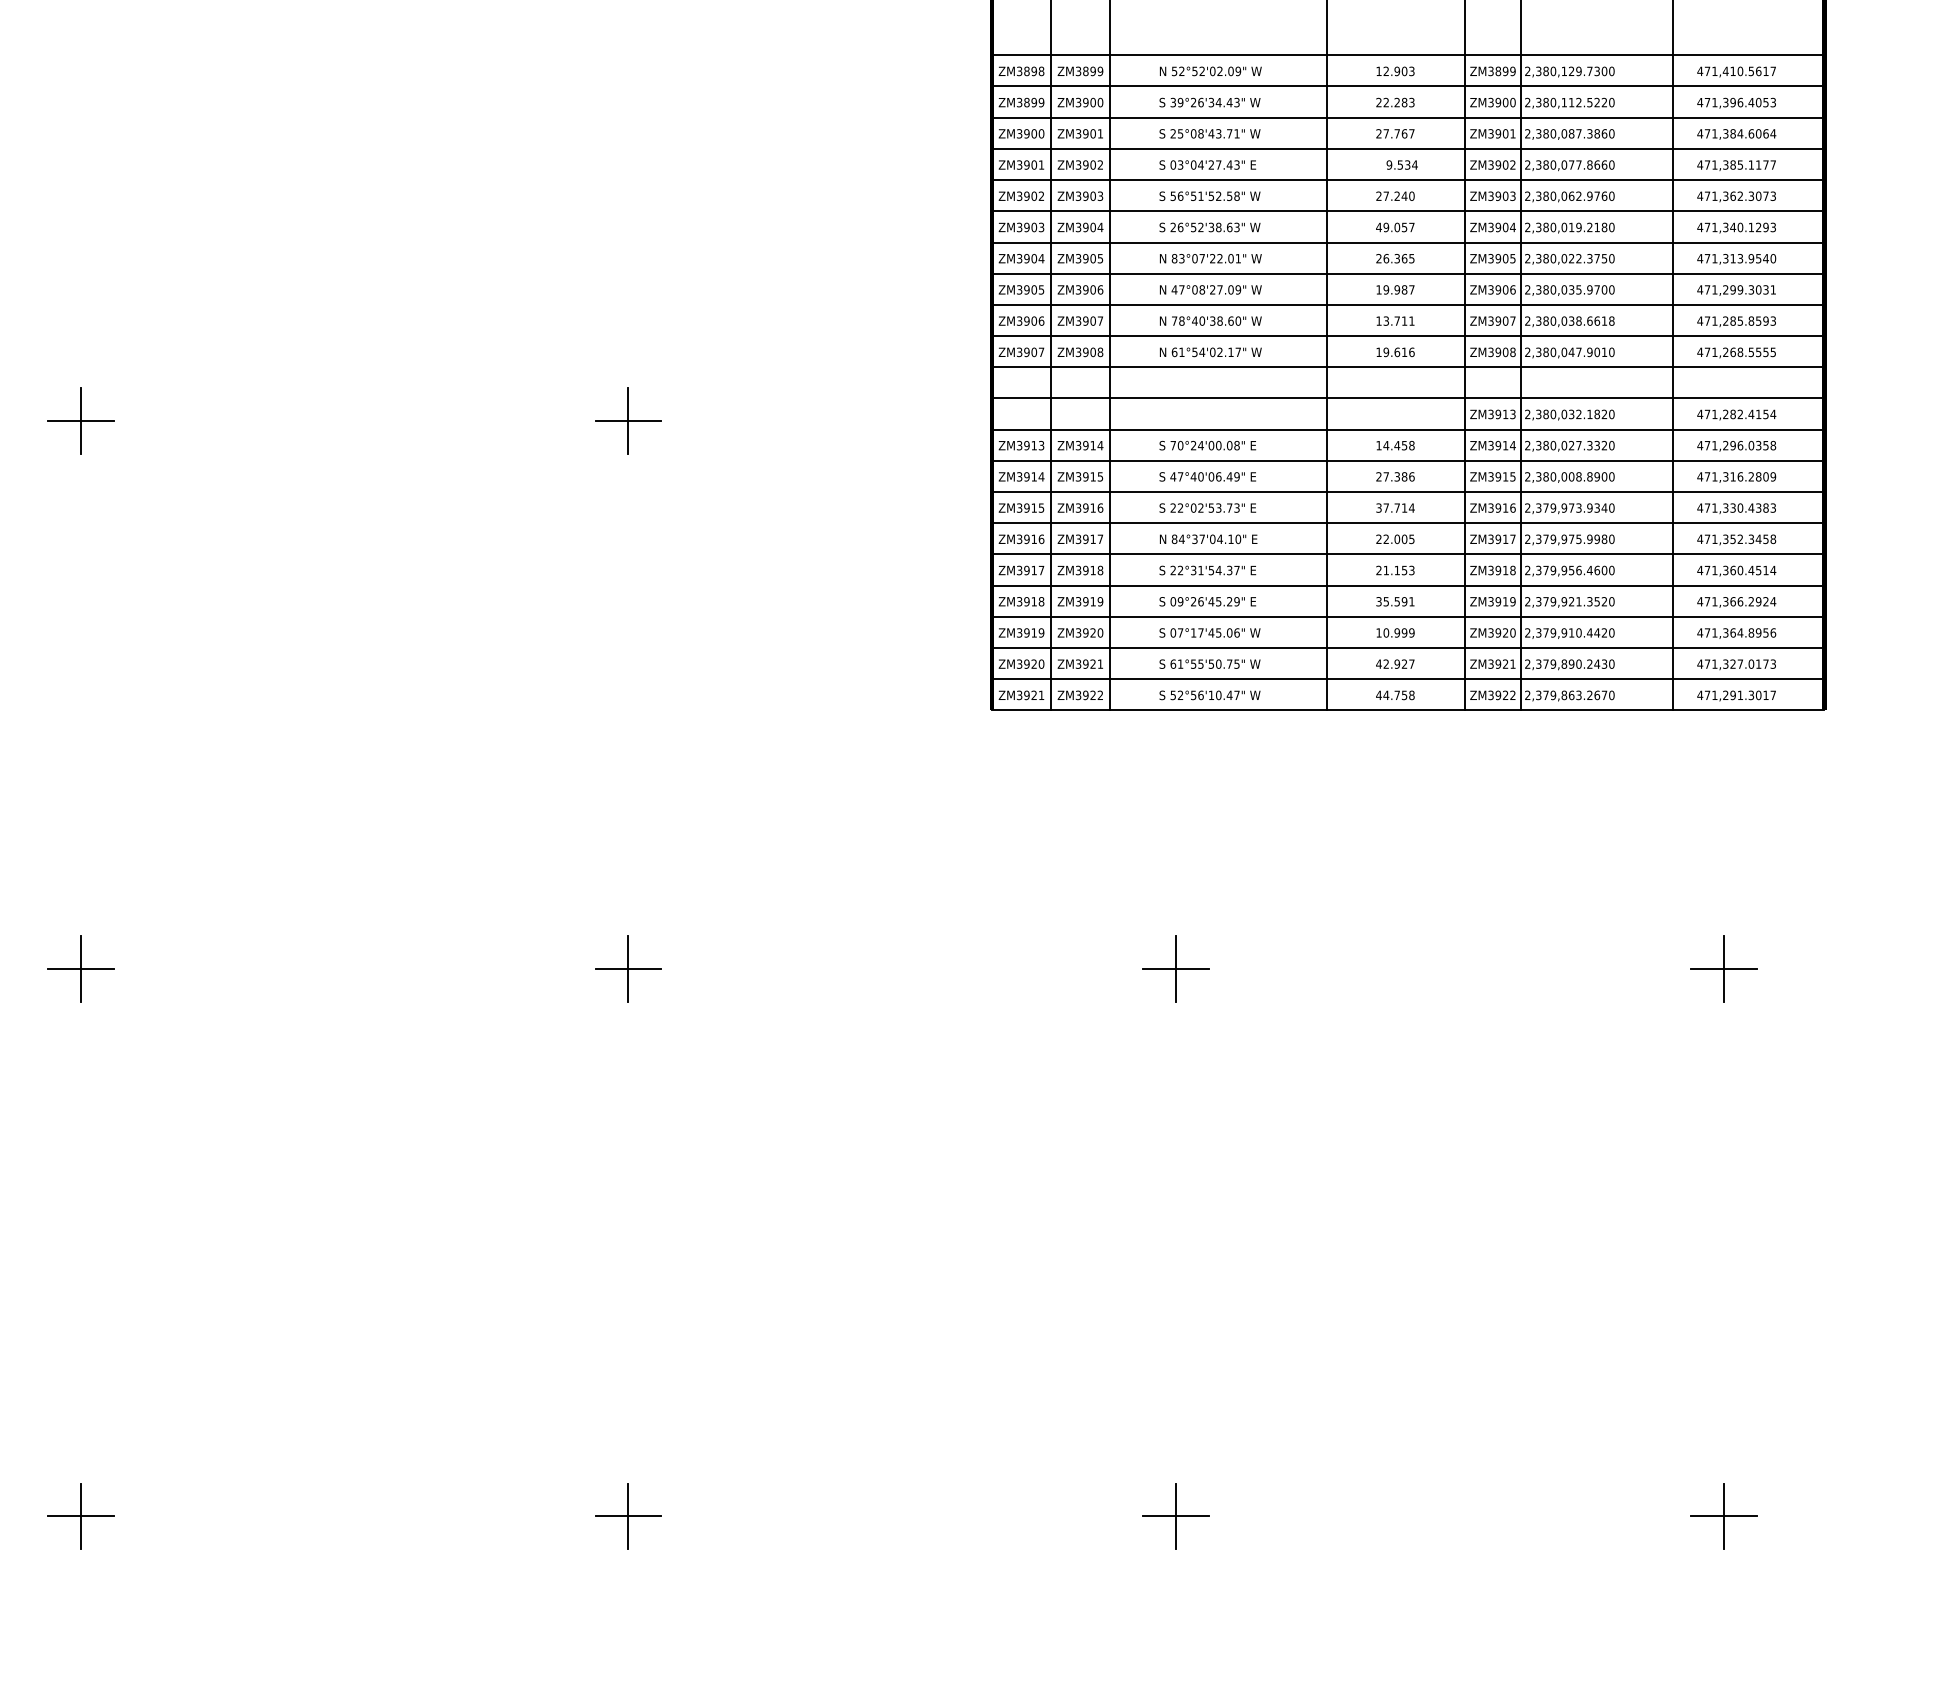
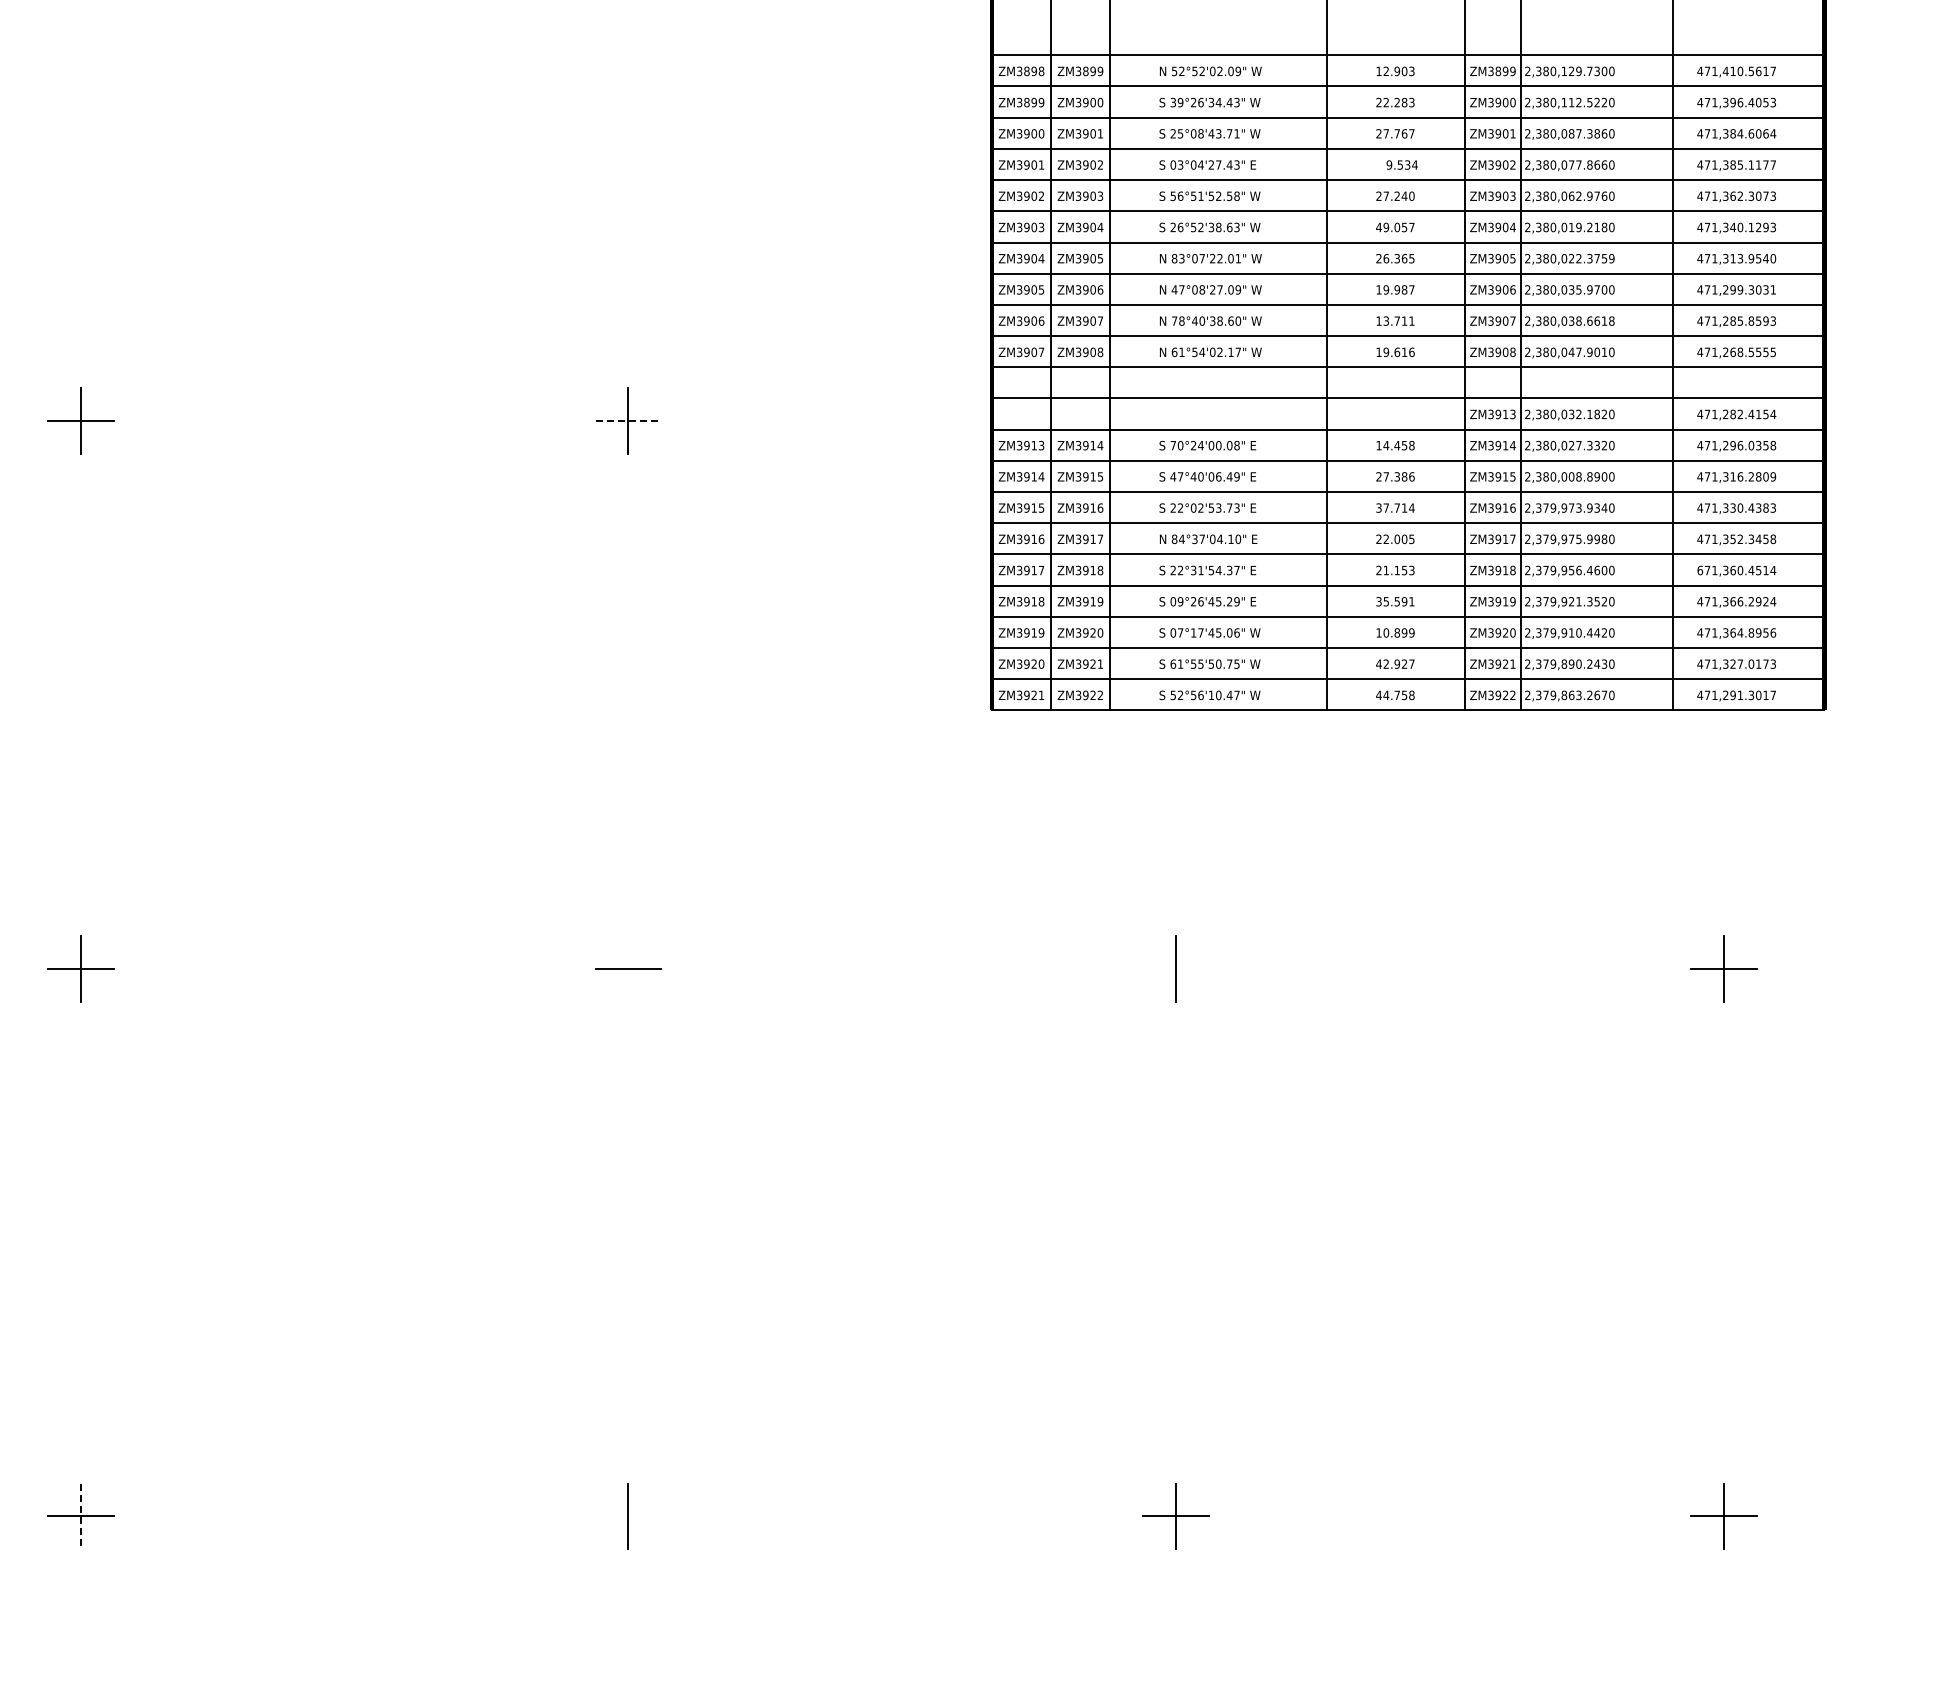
text: 2,380,022.3750 -> 2,380,022.3759 (1611, 258)
line: solid -> dashed (628, 421)
text: 471,360.4514 -> 671,360.4514 (1700, 570)
text: 10.999 -> 10.899 (1397, 632)
line: present -> none (628, 968)
line: present -> none (1175, 968)
line: solid -> dashed (80, 1516)
line: present -> none (628, 1516)
